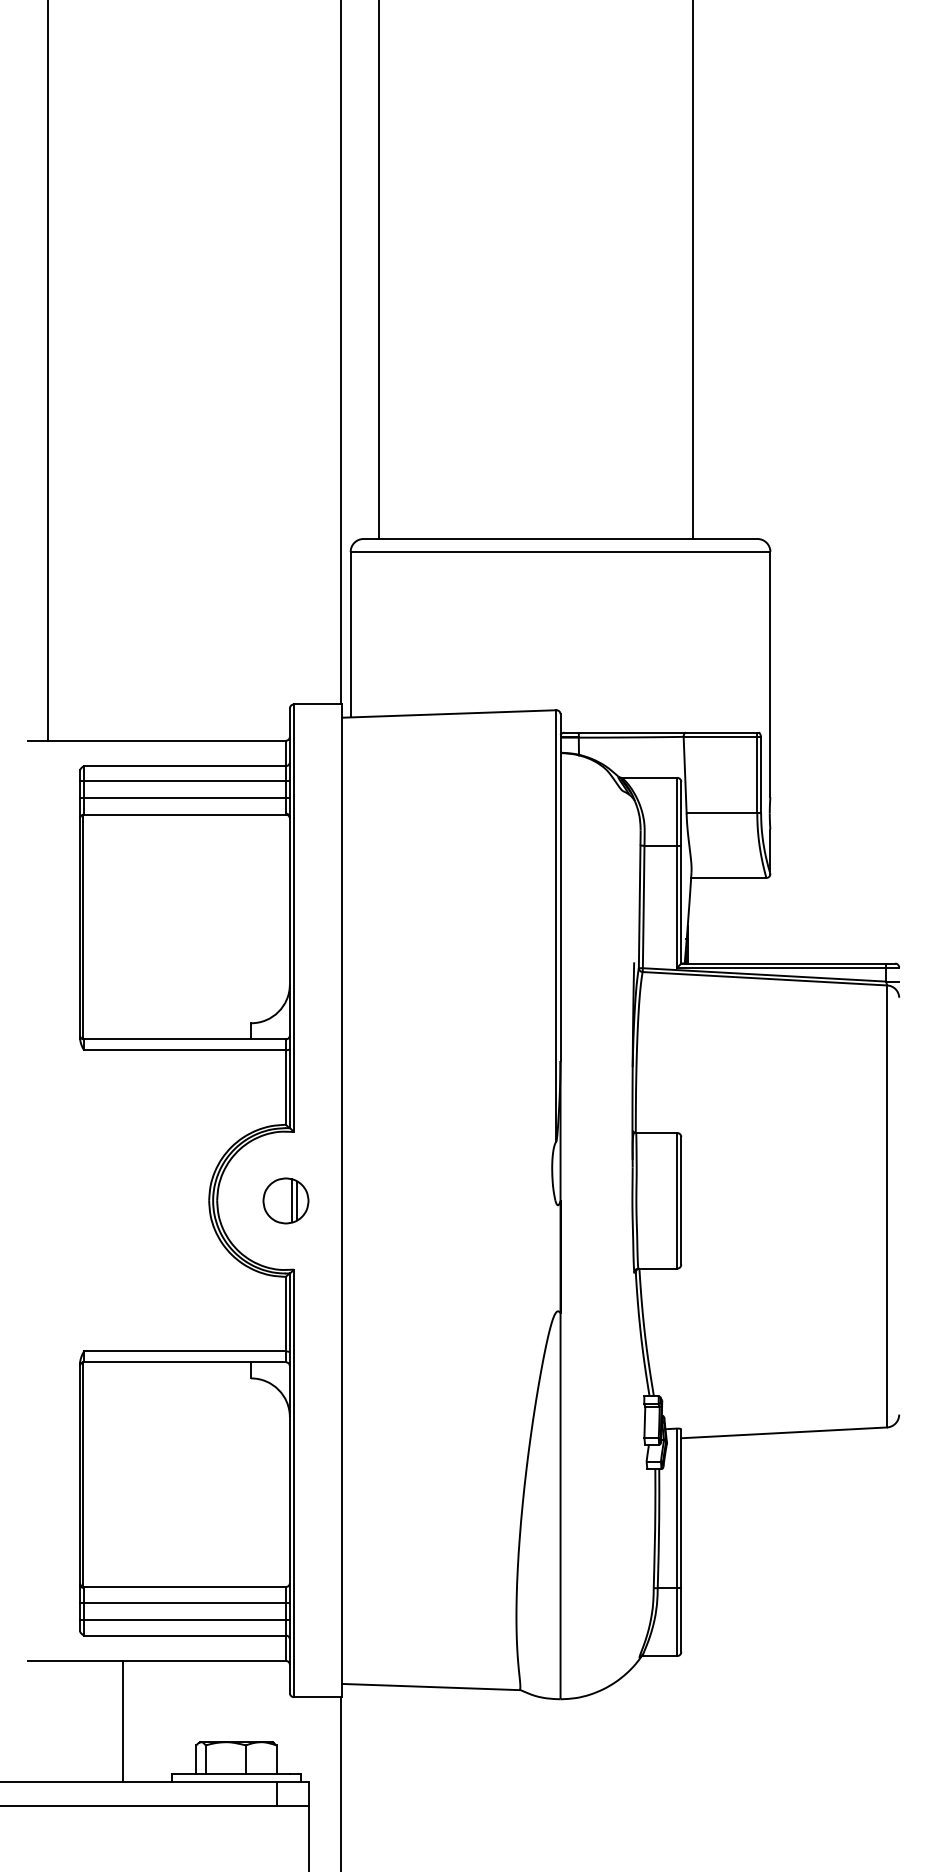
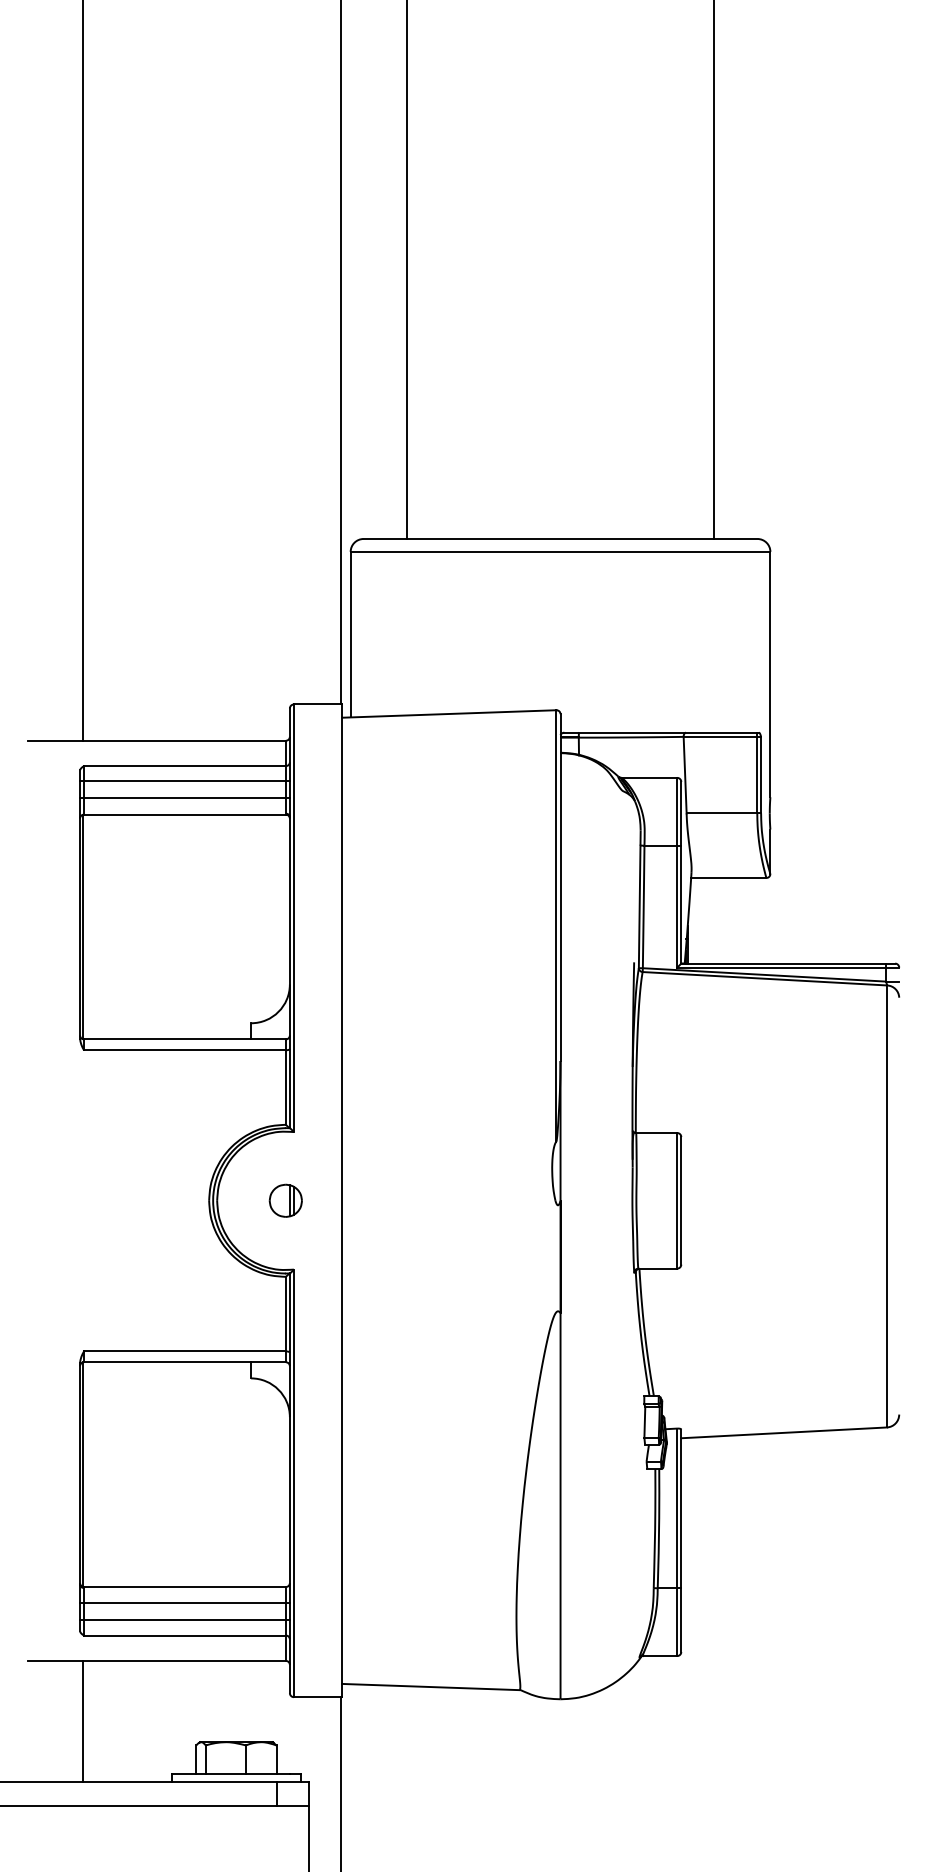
line position: (379, 270) -> (407, 270) (407, 270)
line position: (692, 270) -> (713, 270) (713, 270)
line position: (48, 371) -> (83, 371) (83, 371)
part size: 48x48 px -> 35x35 px (285, 1200)
line position: (123, 1720) -> (83, 1720) (83, 1720)
